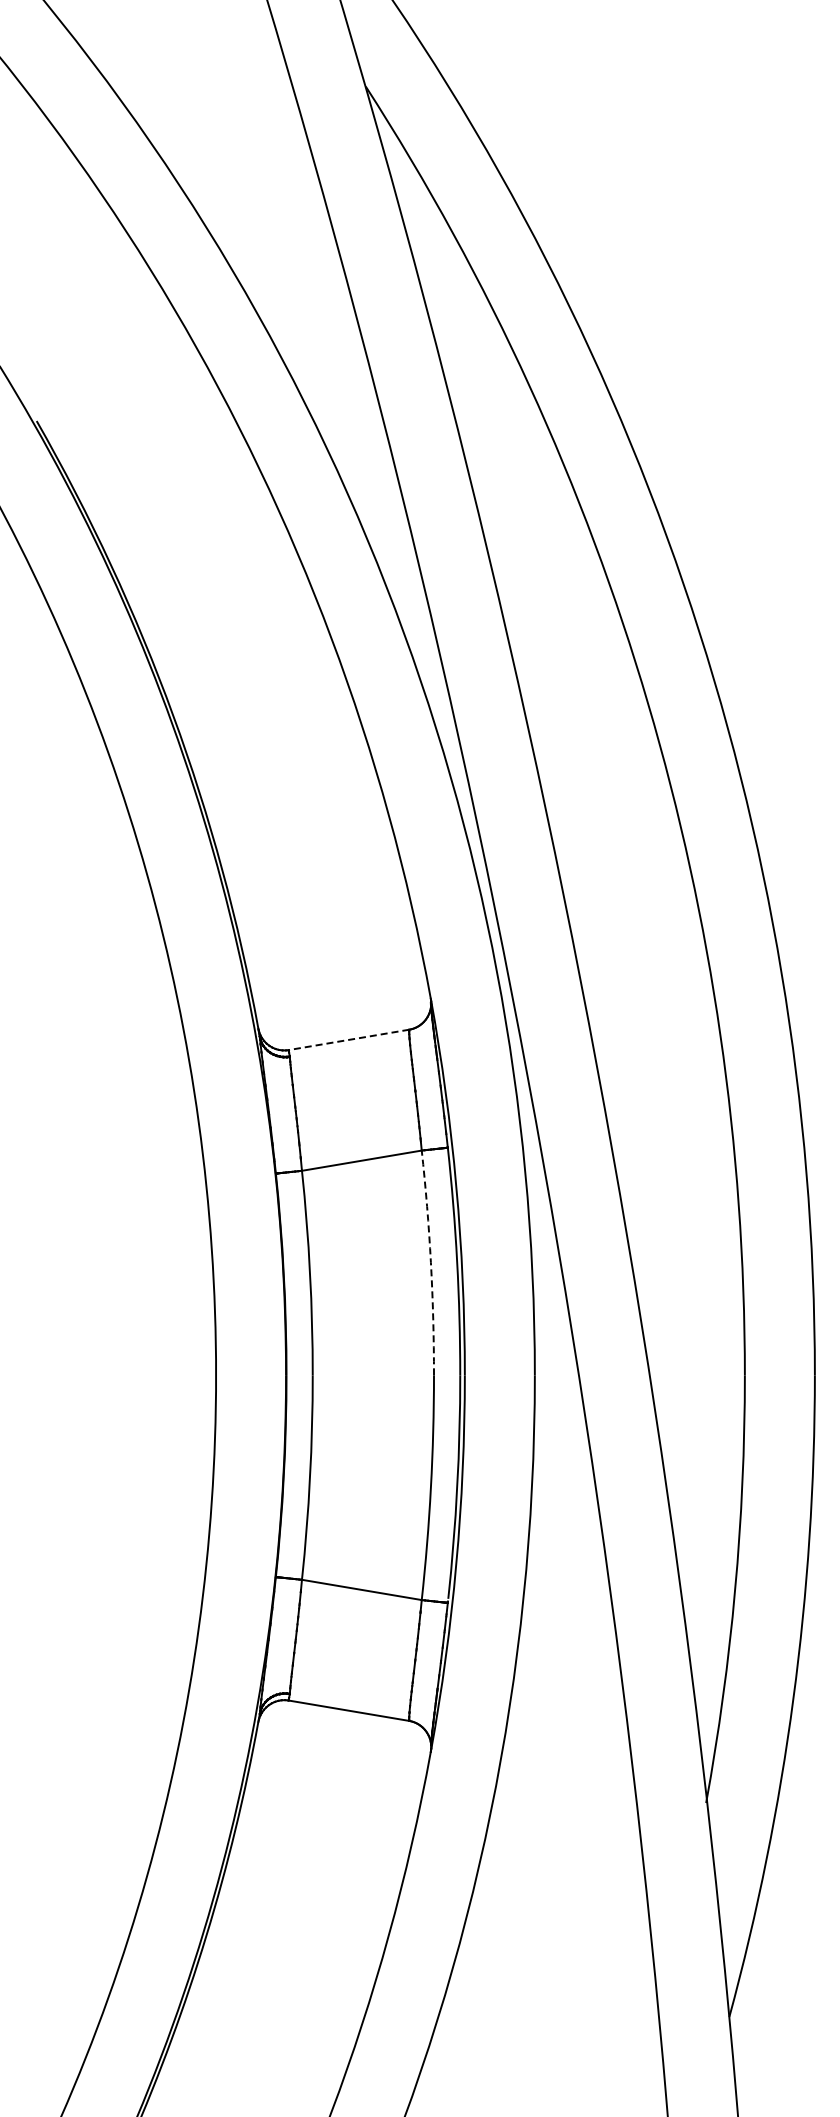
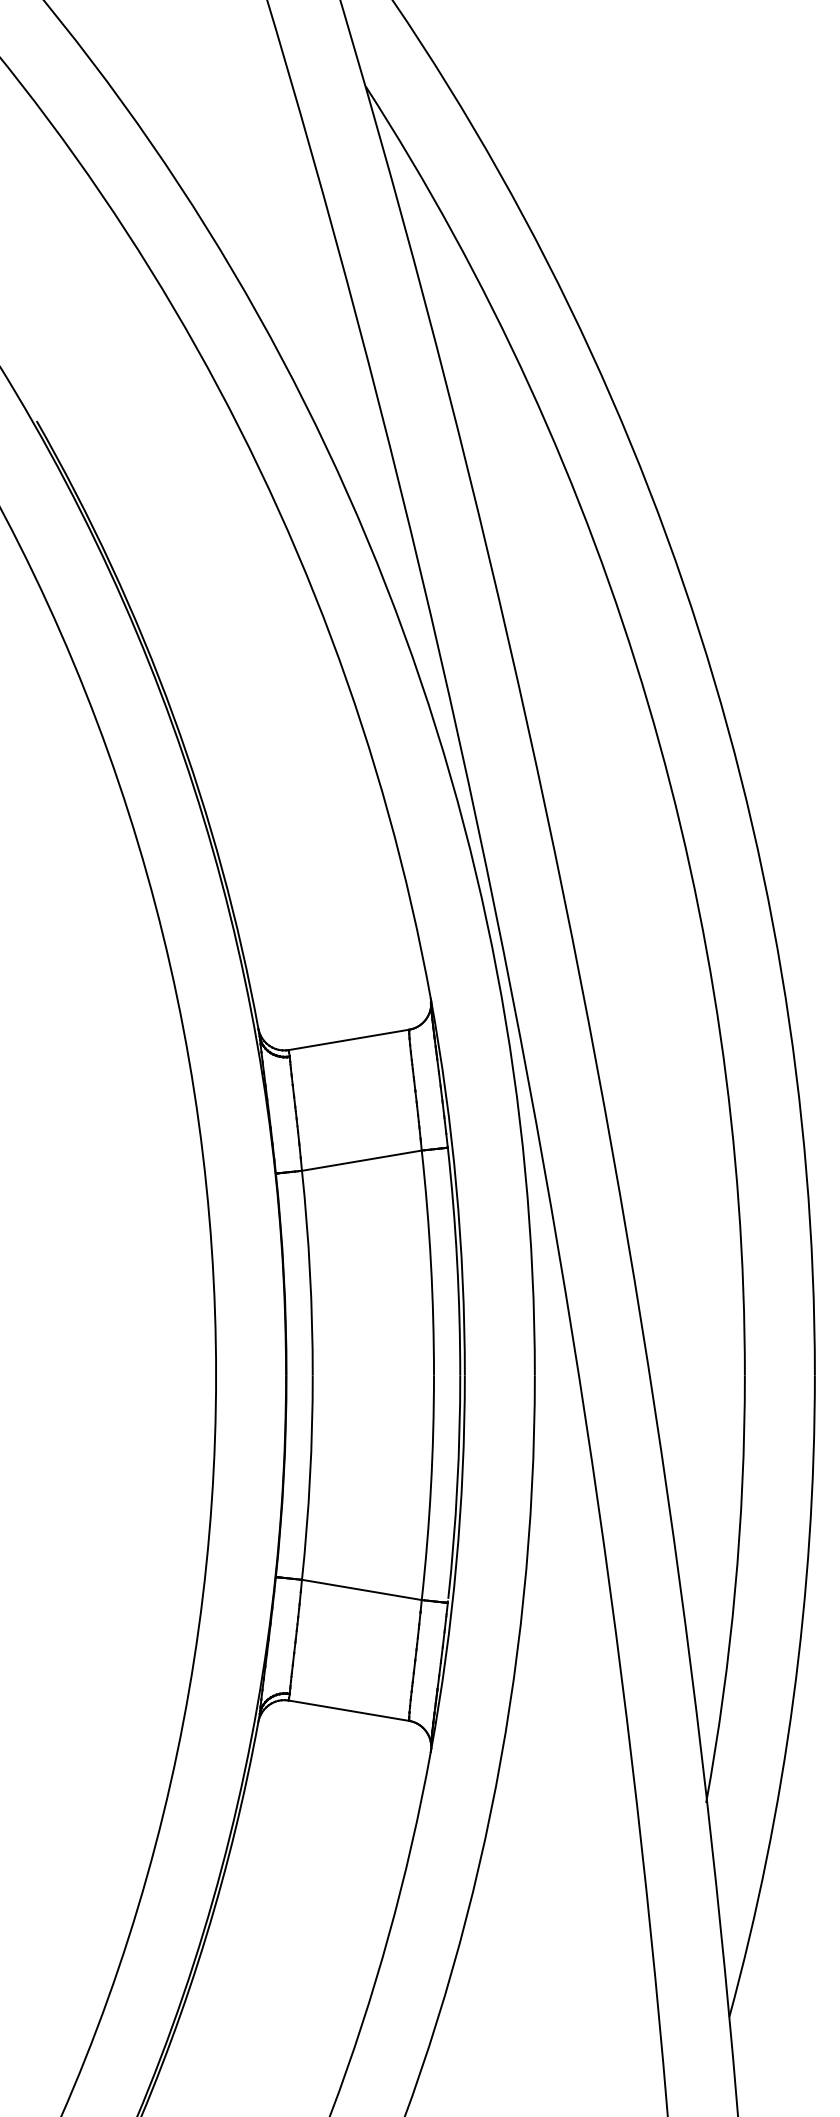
line: dashed -> solid (348, 1039)
arc: dashed -> solid (430, 1262)
